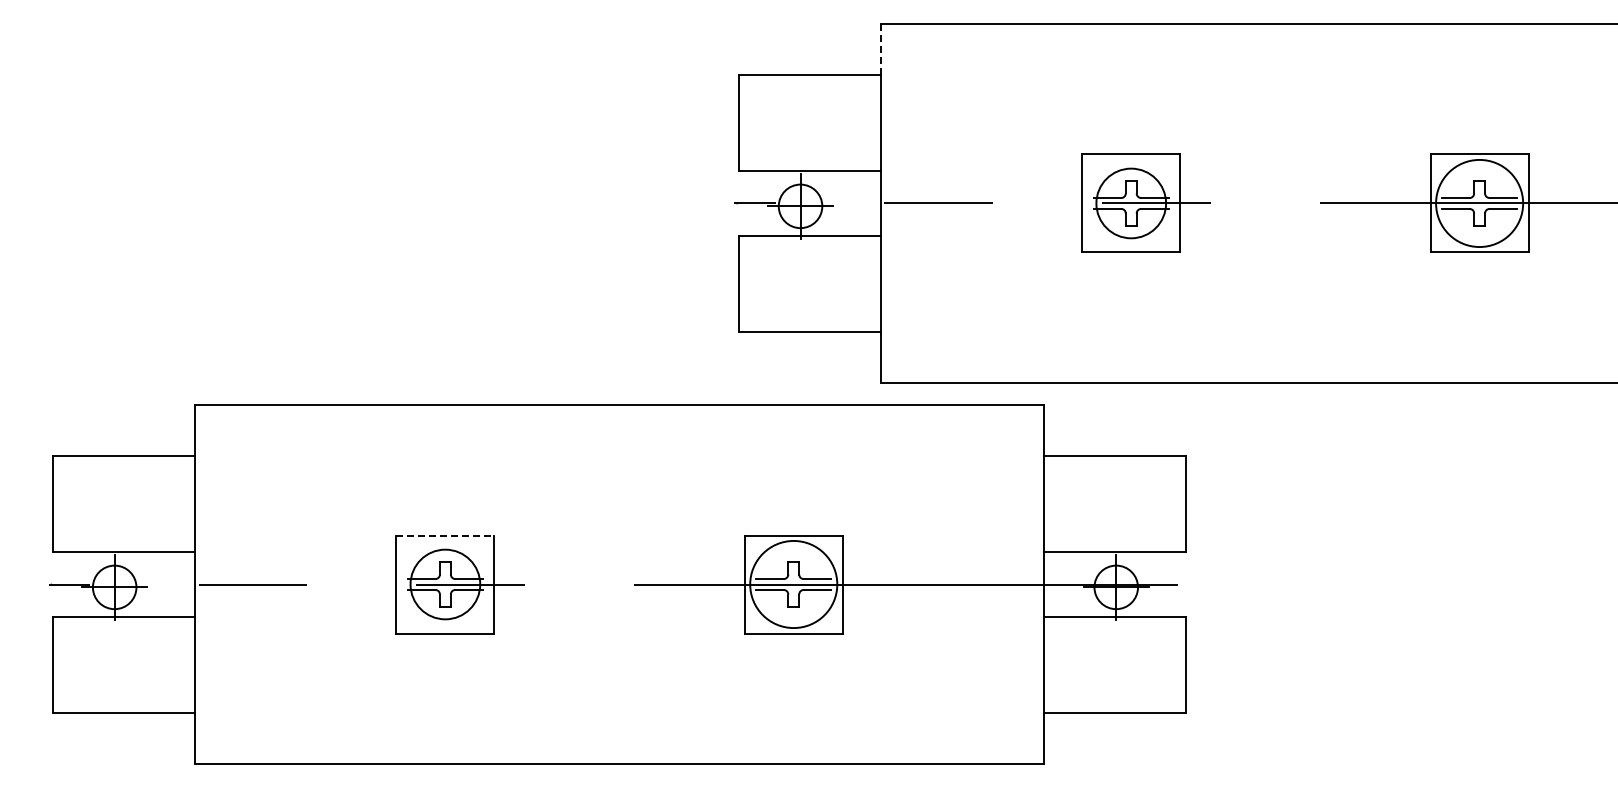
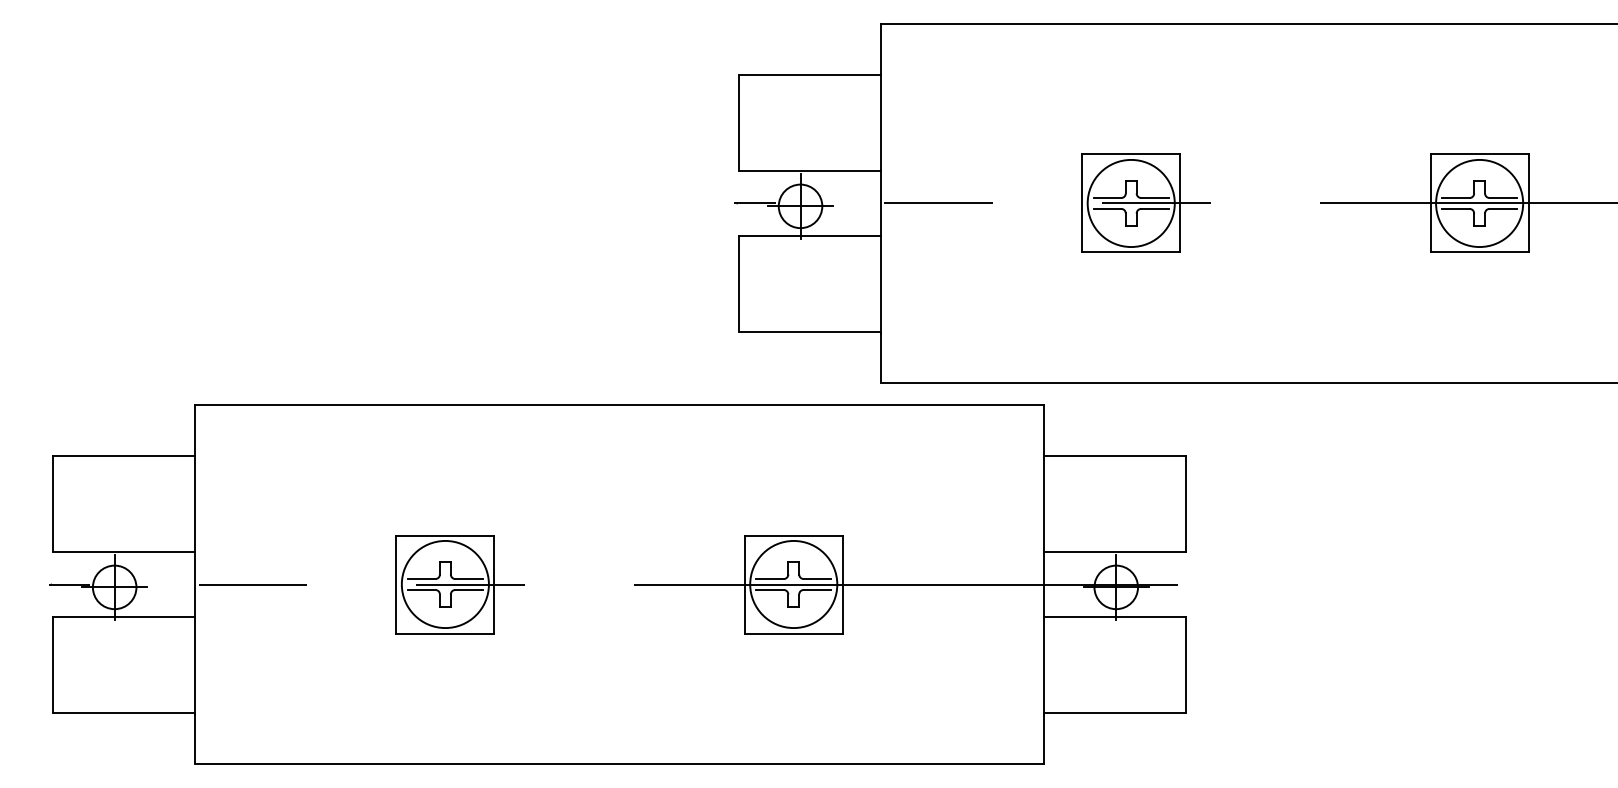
line: dashed -> solid (880, 49)
circle diameter: 70 px -> 87 px (1130, 203)
line: dashed -> solid (445, 535)
circle diameter: 70 px -> 87 px (444, 584)
